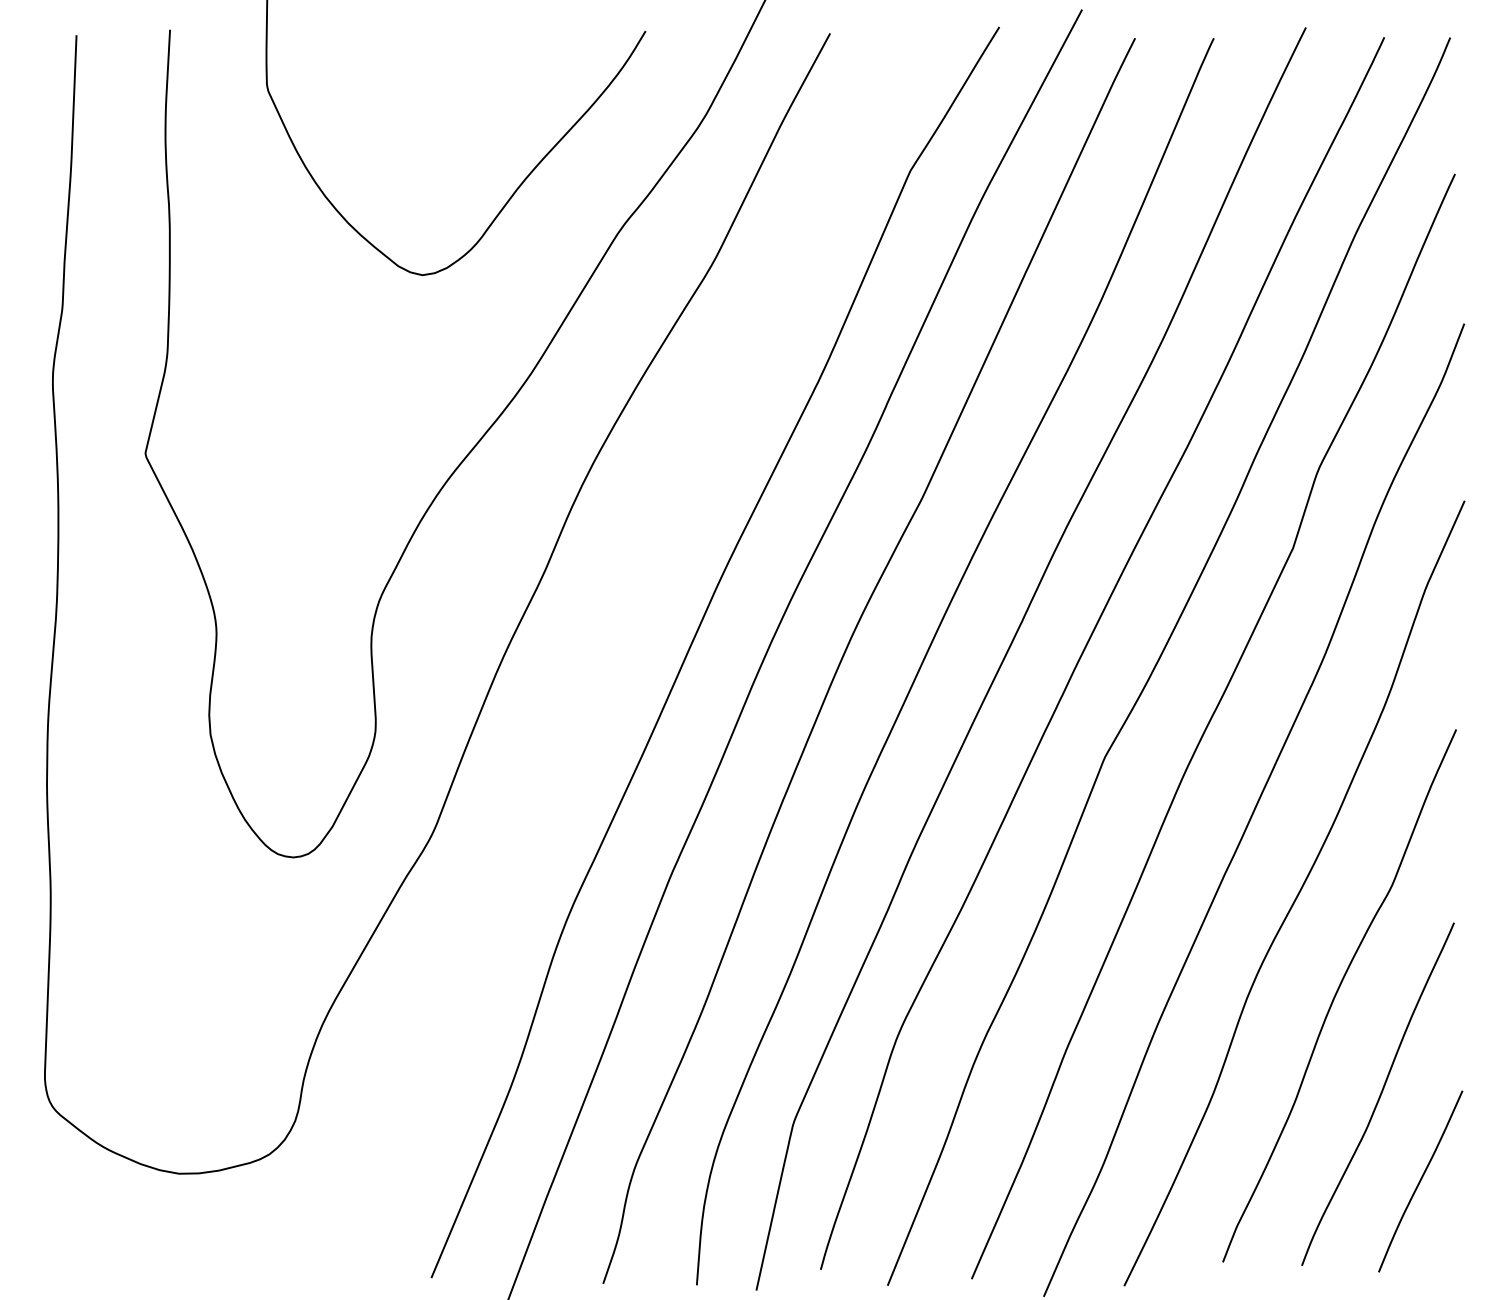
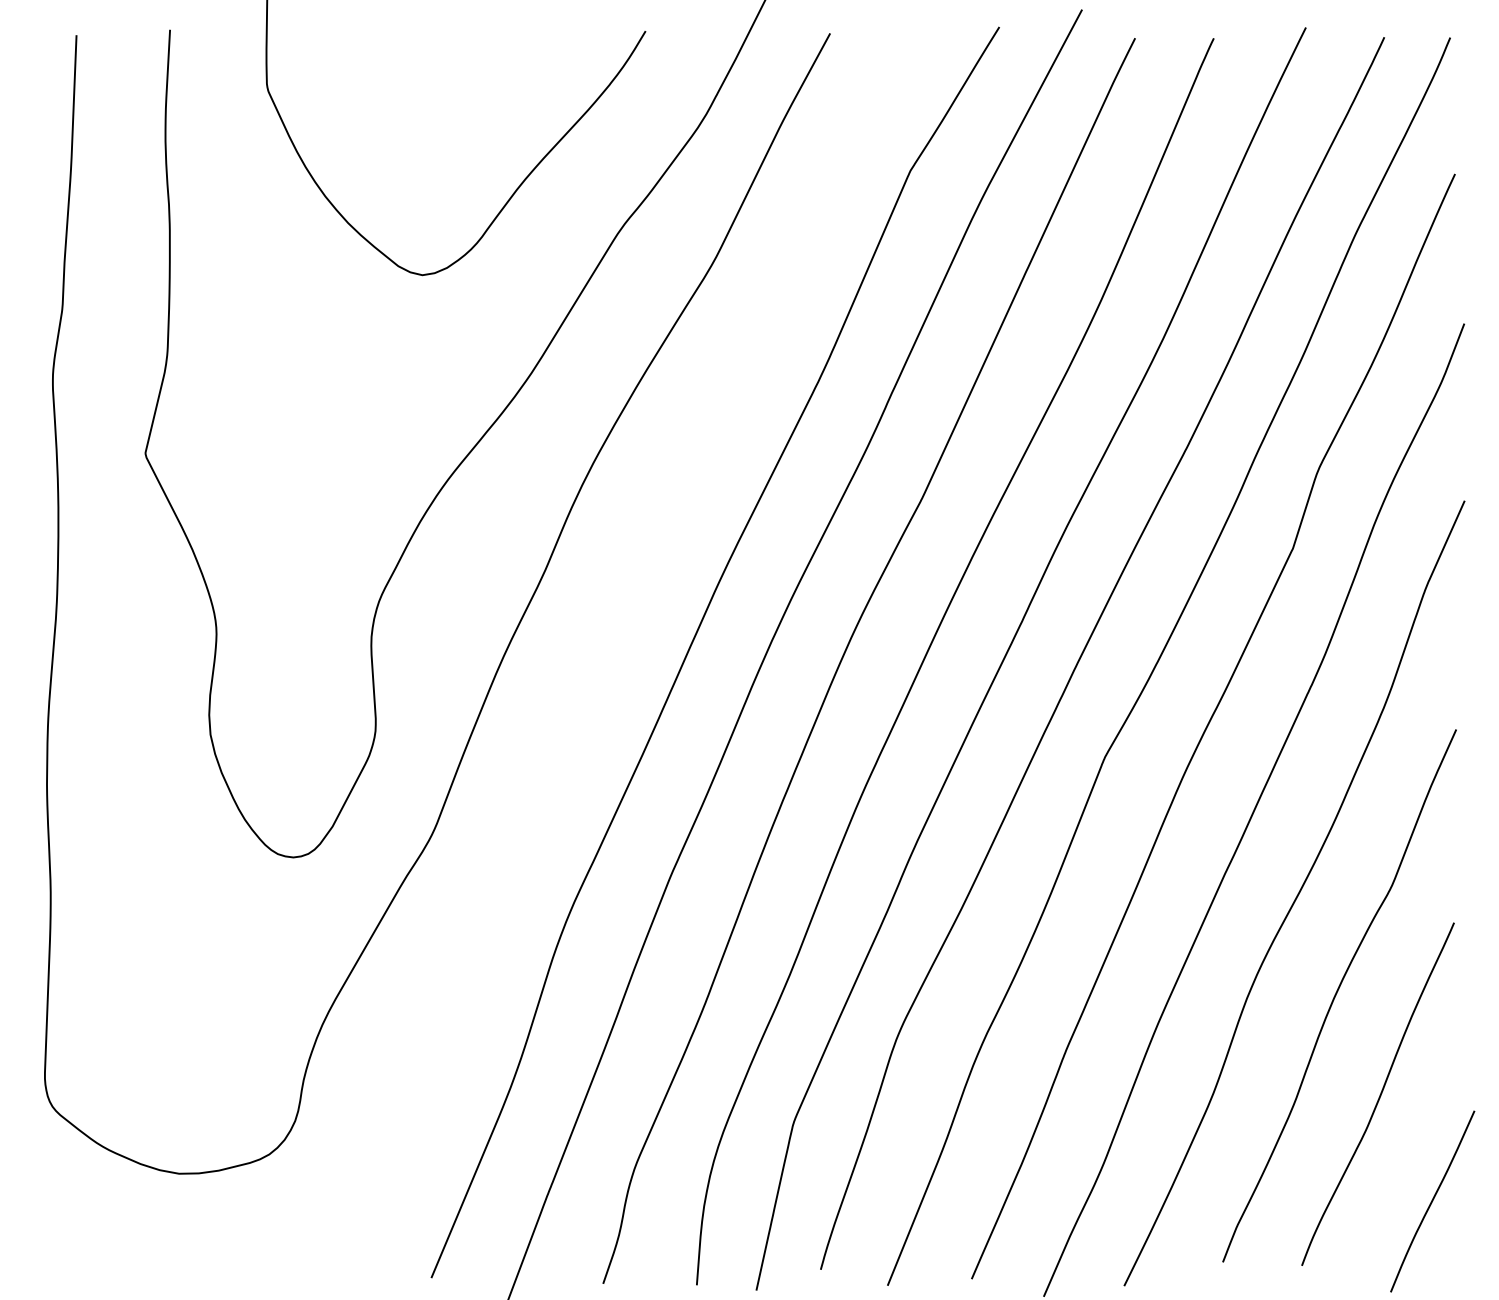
curve position: (1420, 1181) -> (1432, 1201) (1432, 1201)
